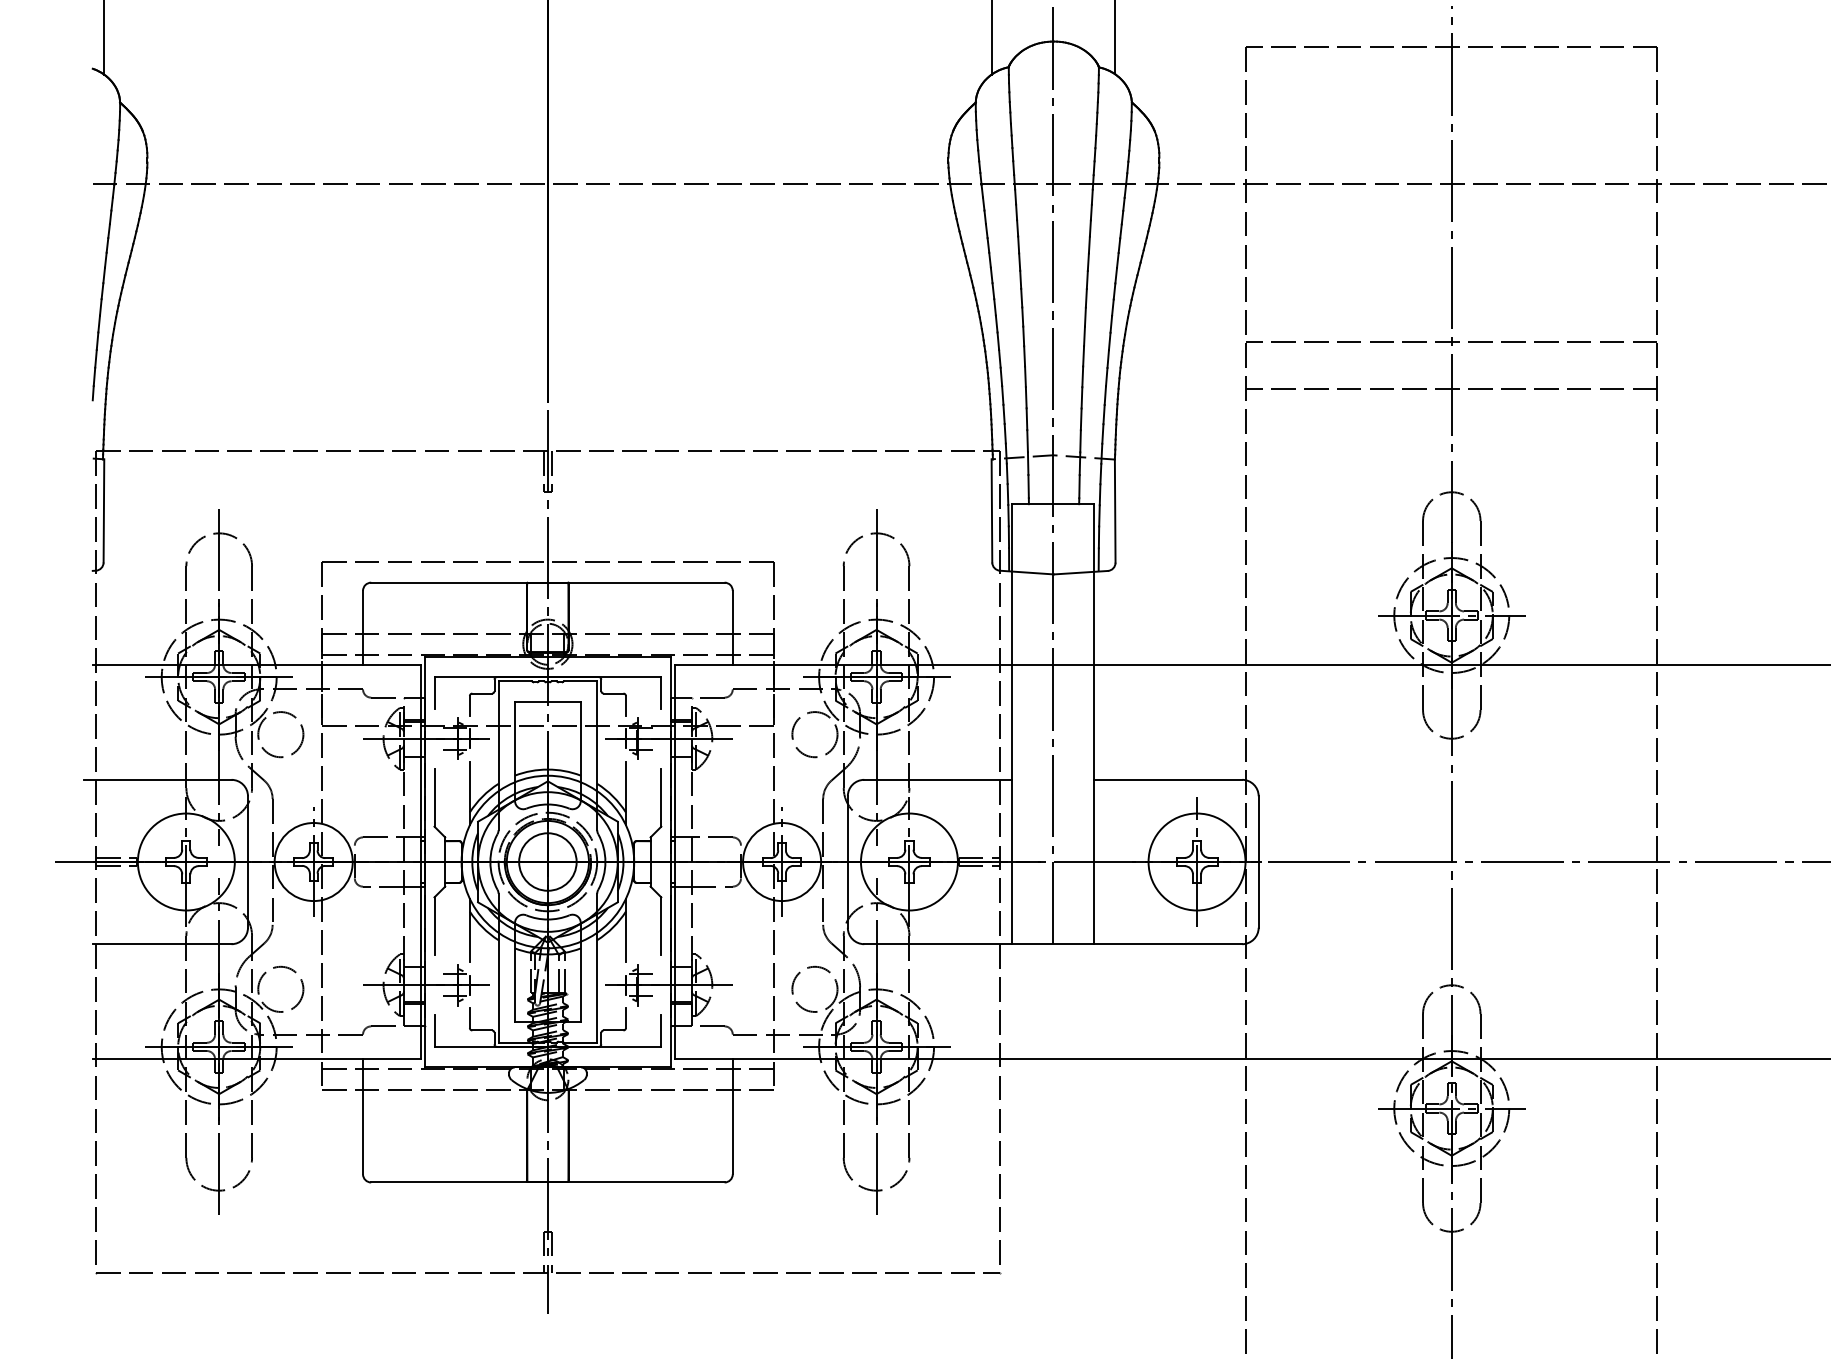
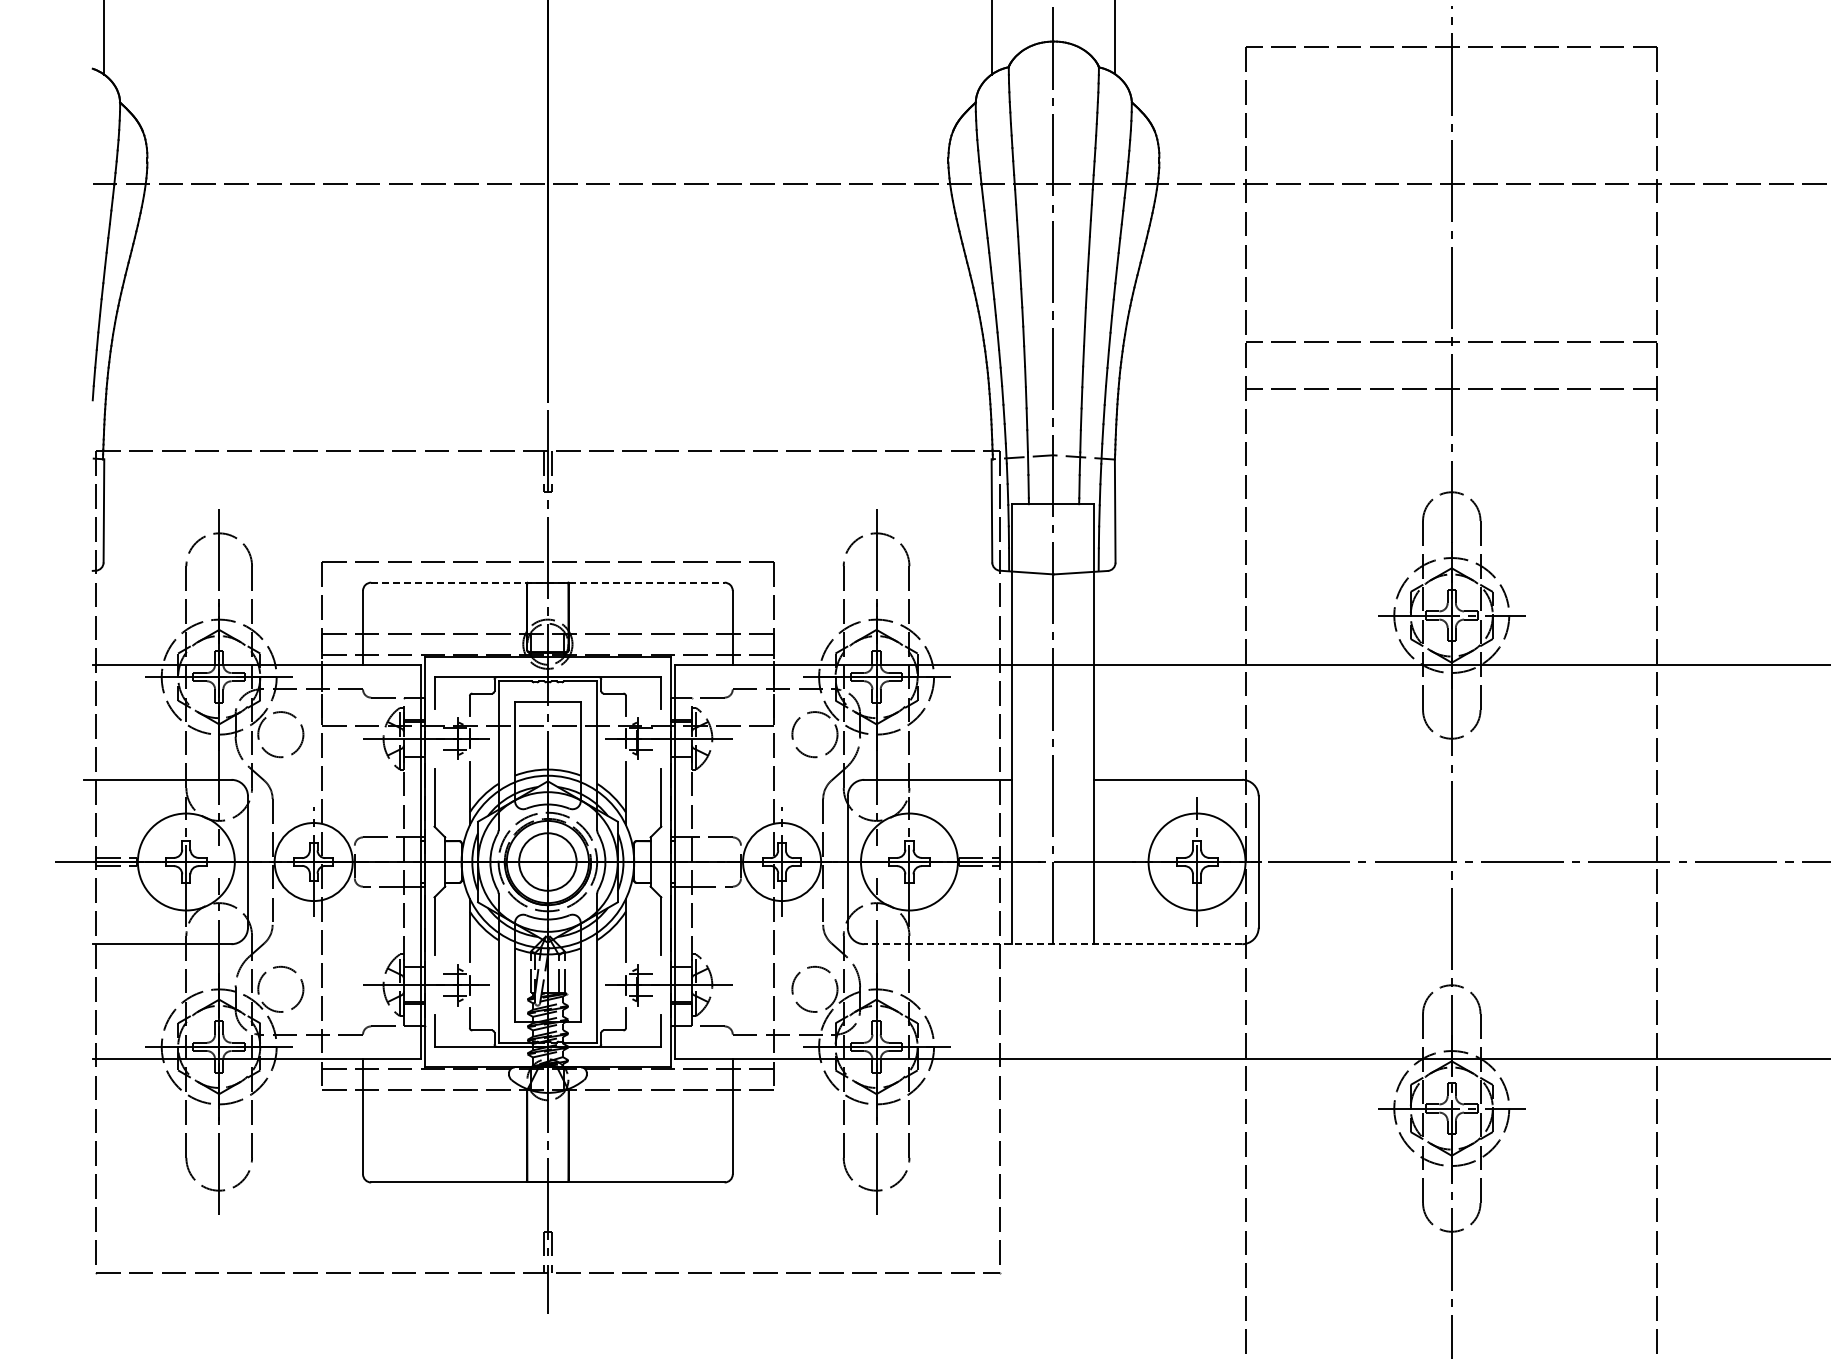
line: solid -> dashed (547, 582)
line: solid -> dashed (1053, 944)
